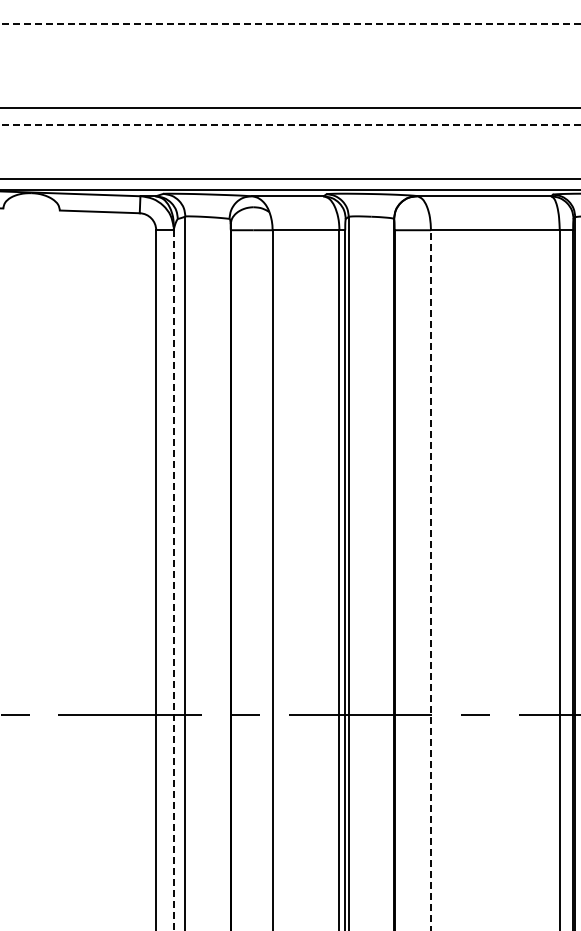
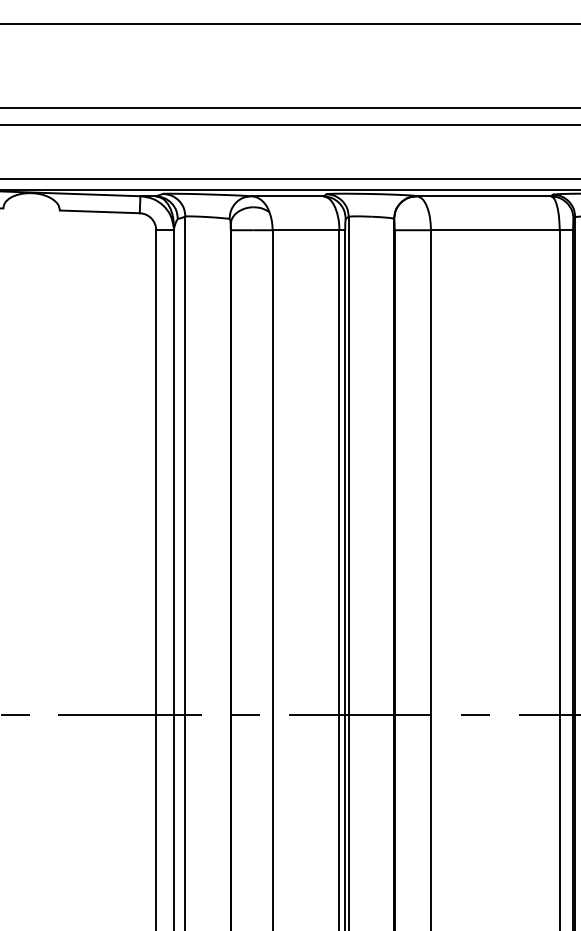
line: dashed -> solid (290, 24)
line: dashed -> solid (290, 125)
line: dashed -> solid (430, 580)
line: dashed -> solid (173, 581)
